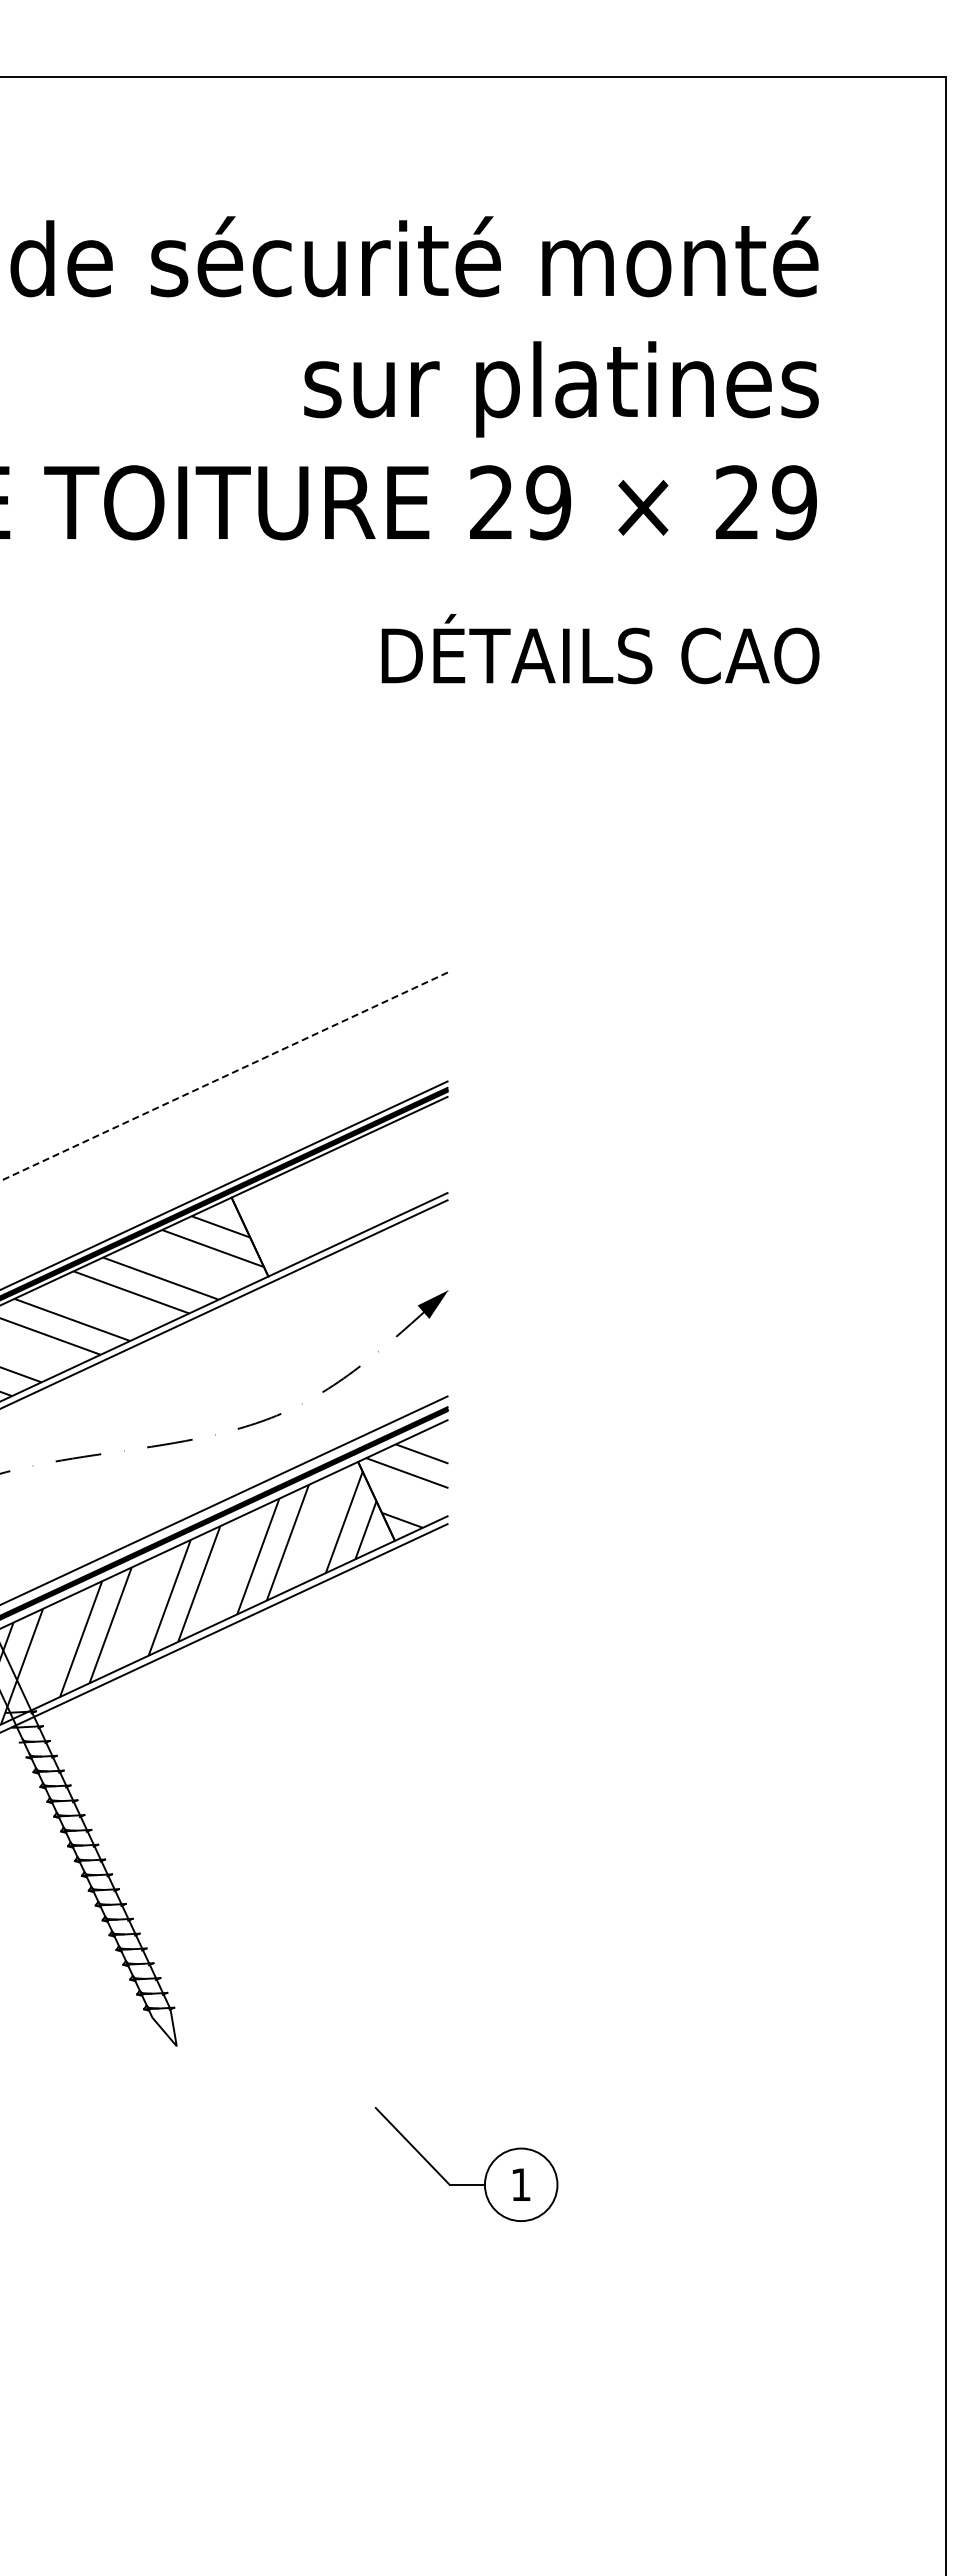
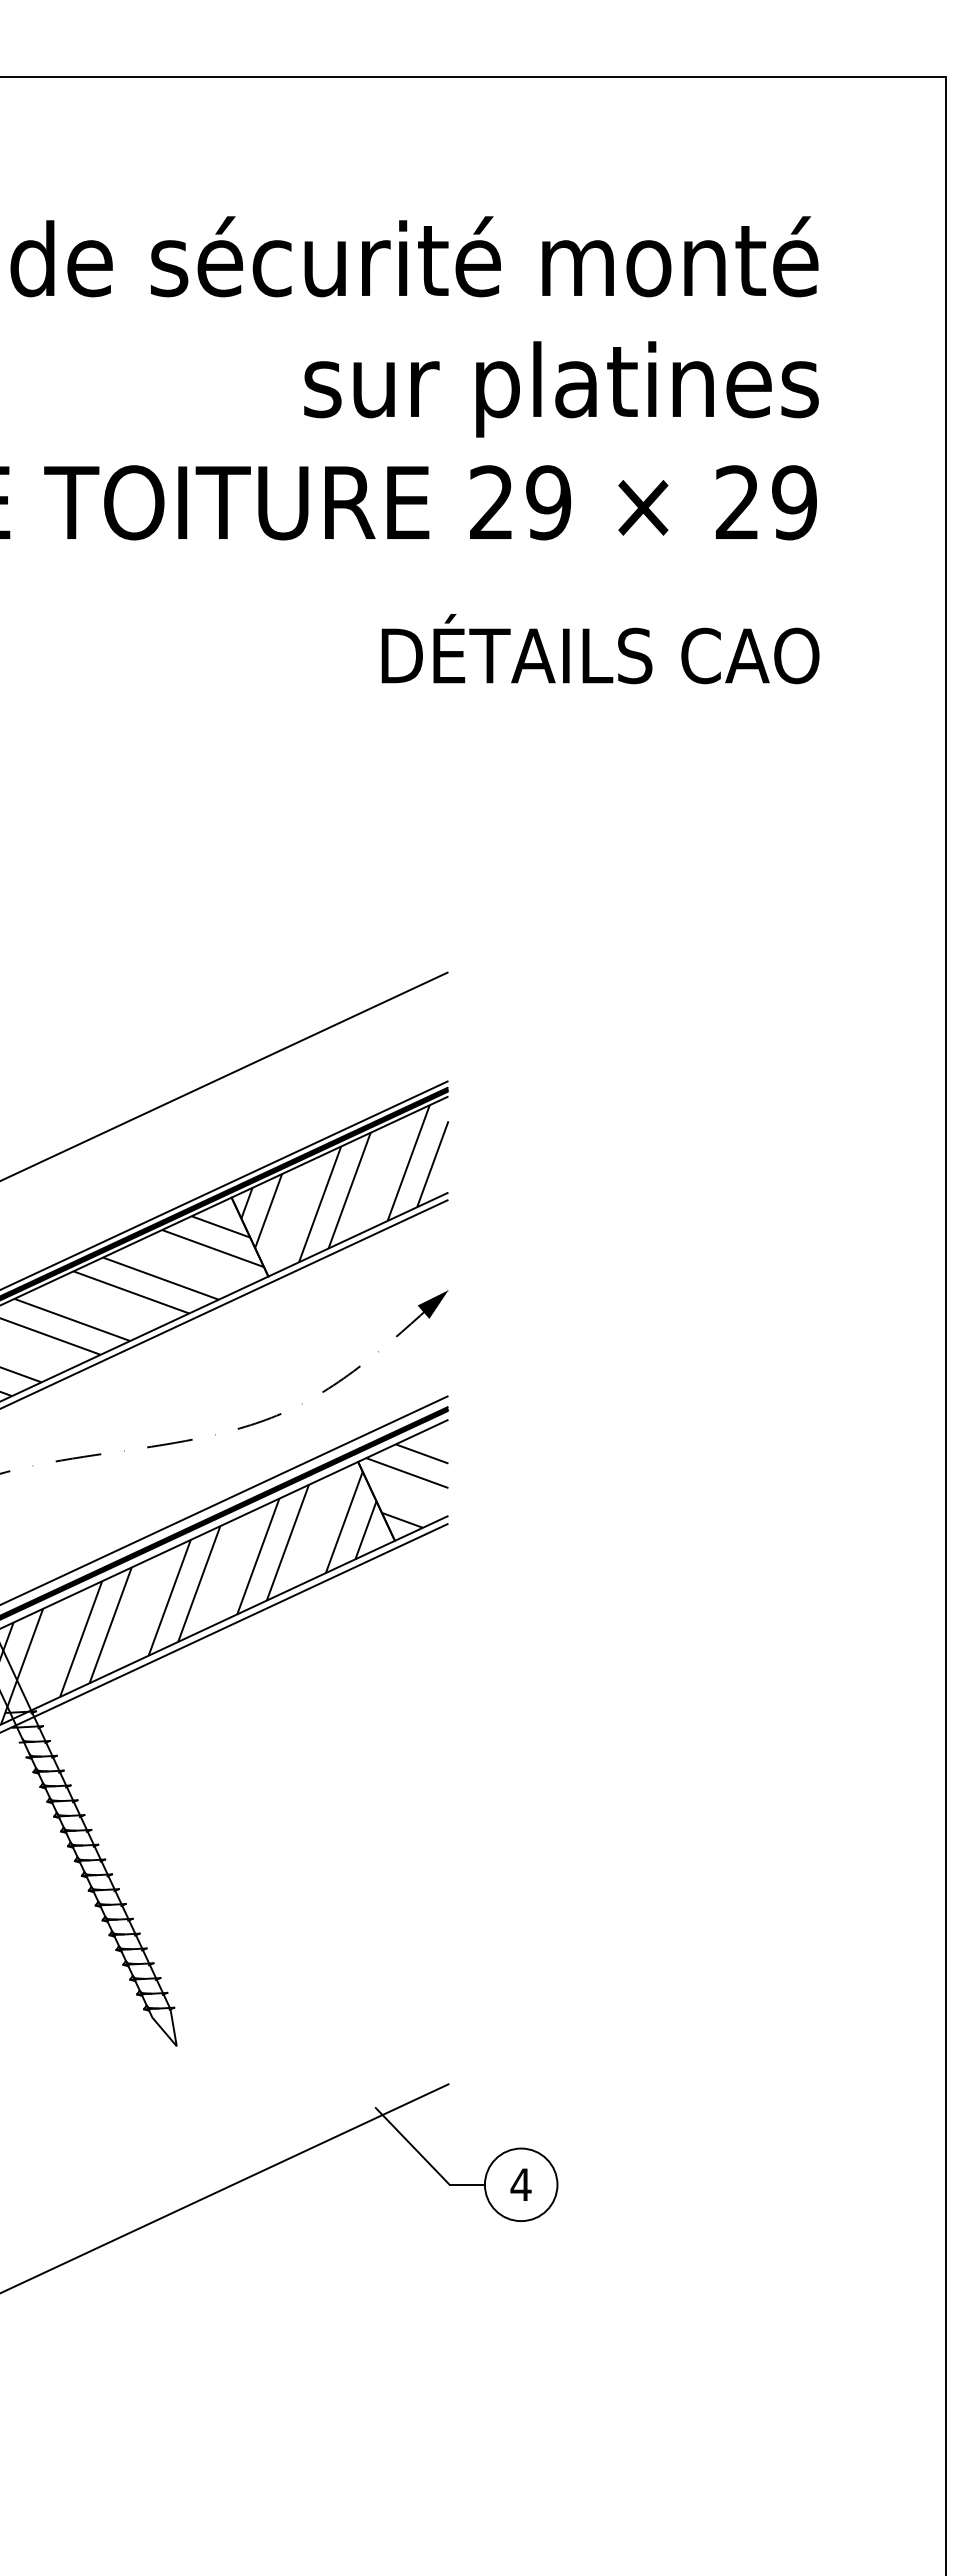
line: dashed -> solid (224, 1076)
hatch: none -> present (344, 1183)
text: 1 -> 4 (520, 2184)
line: none -> present (225, 2188)
